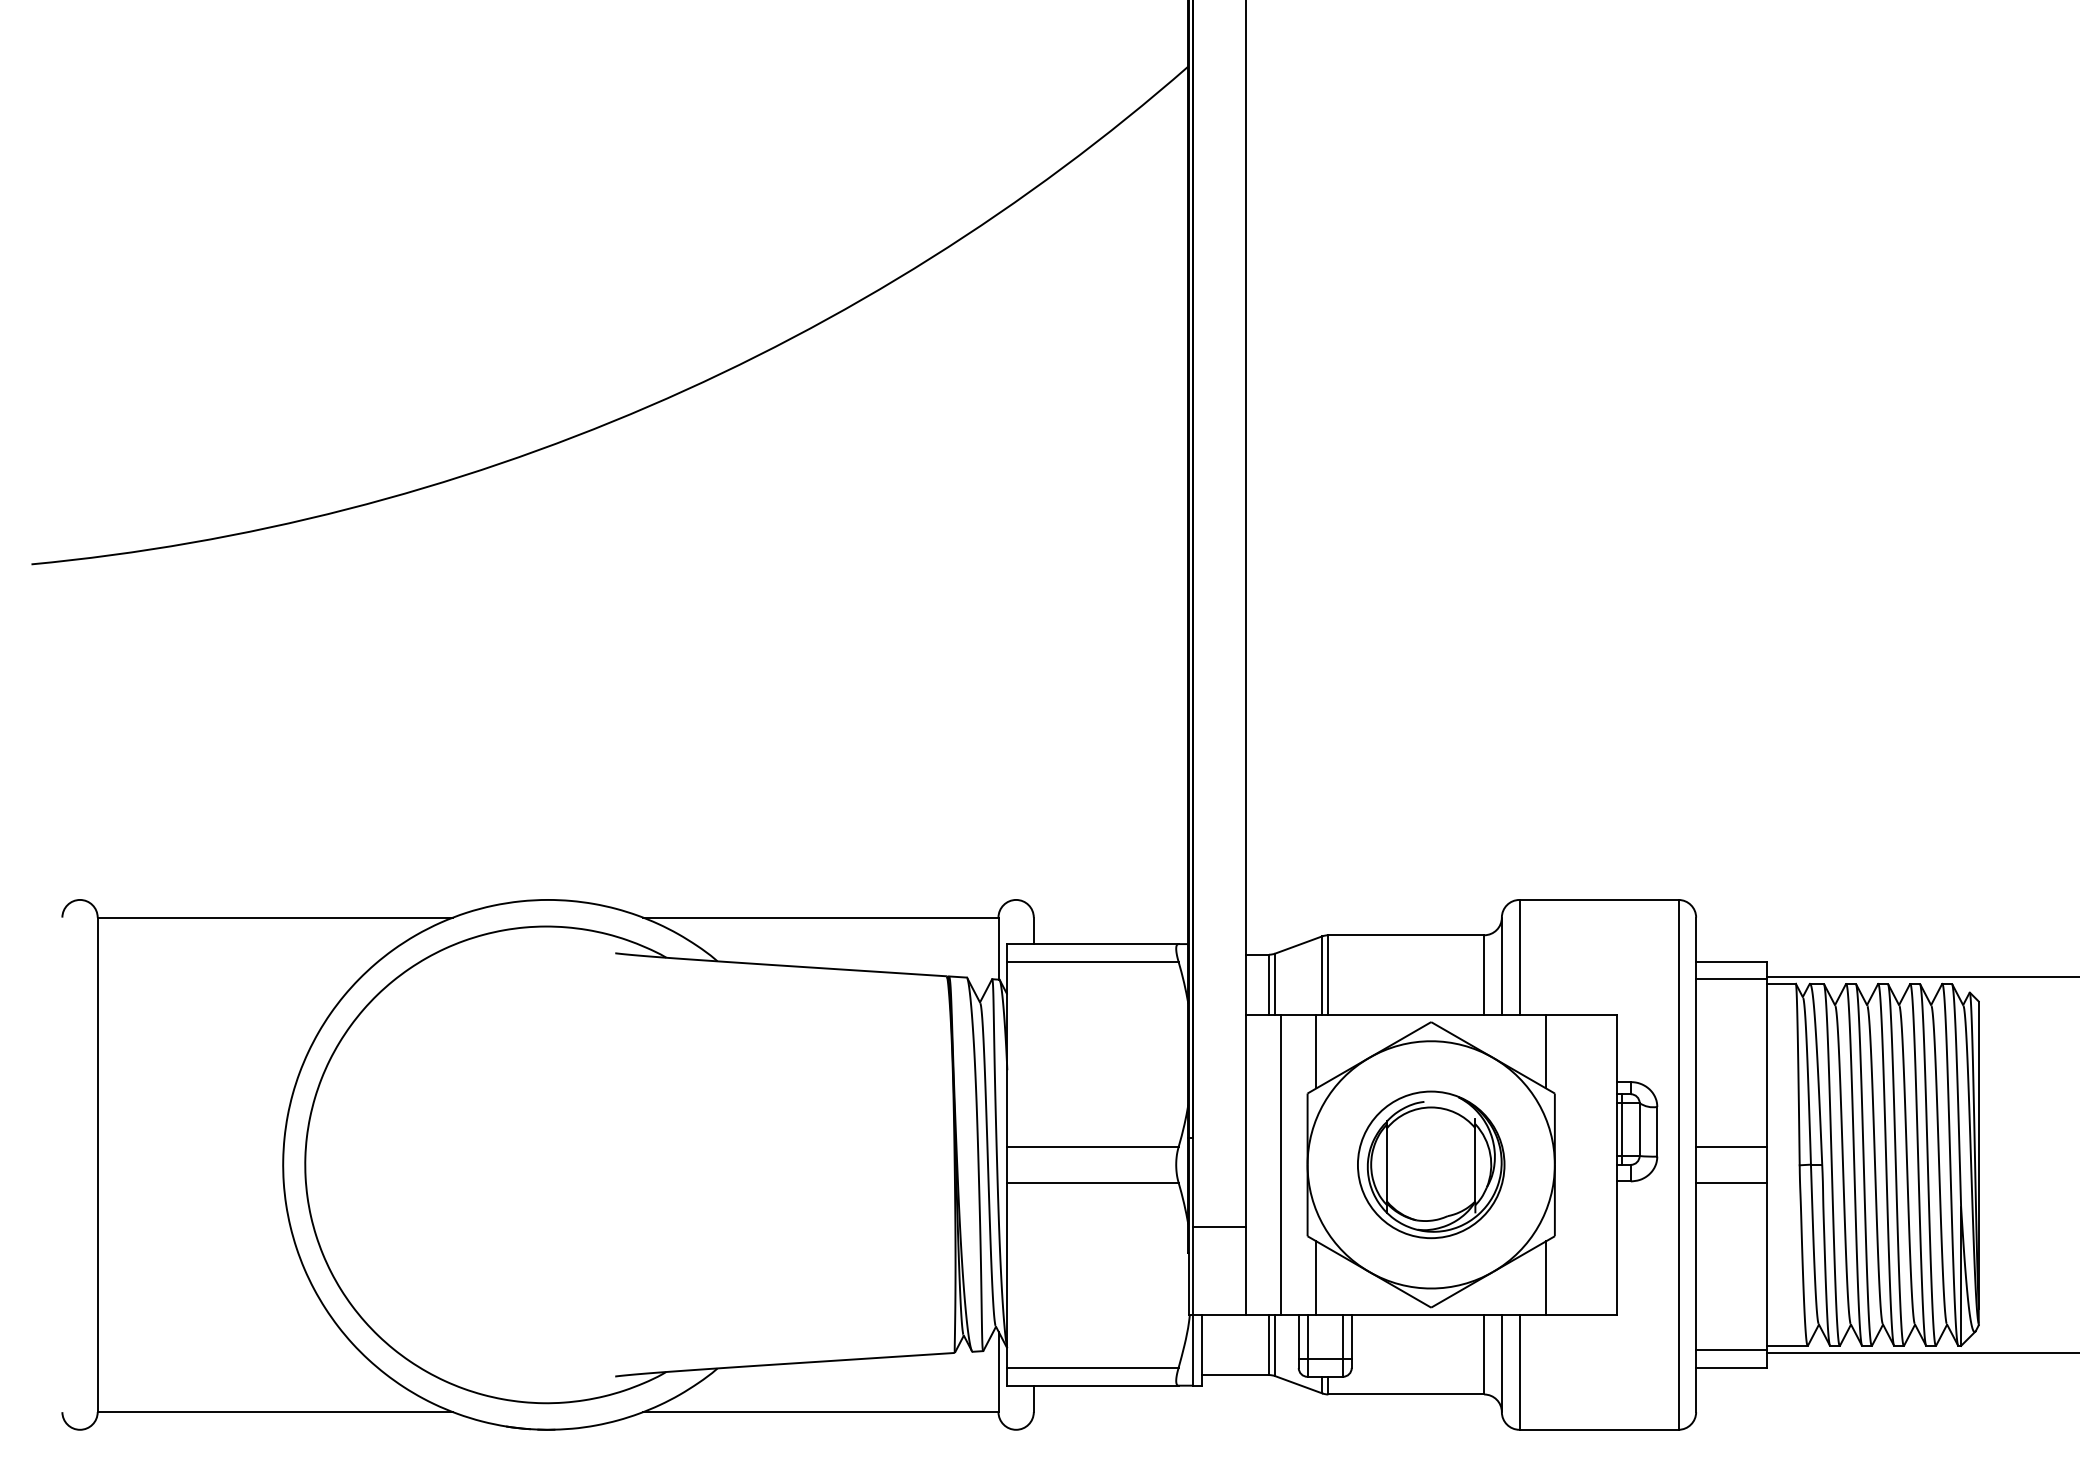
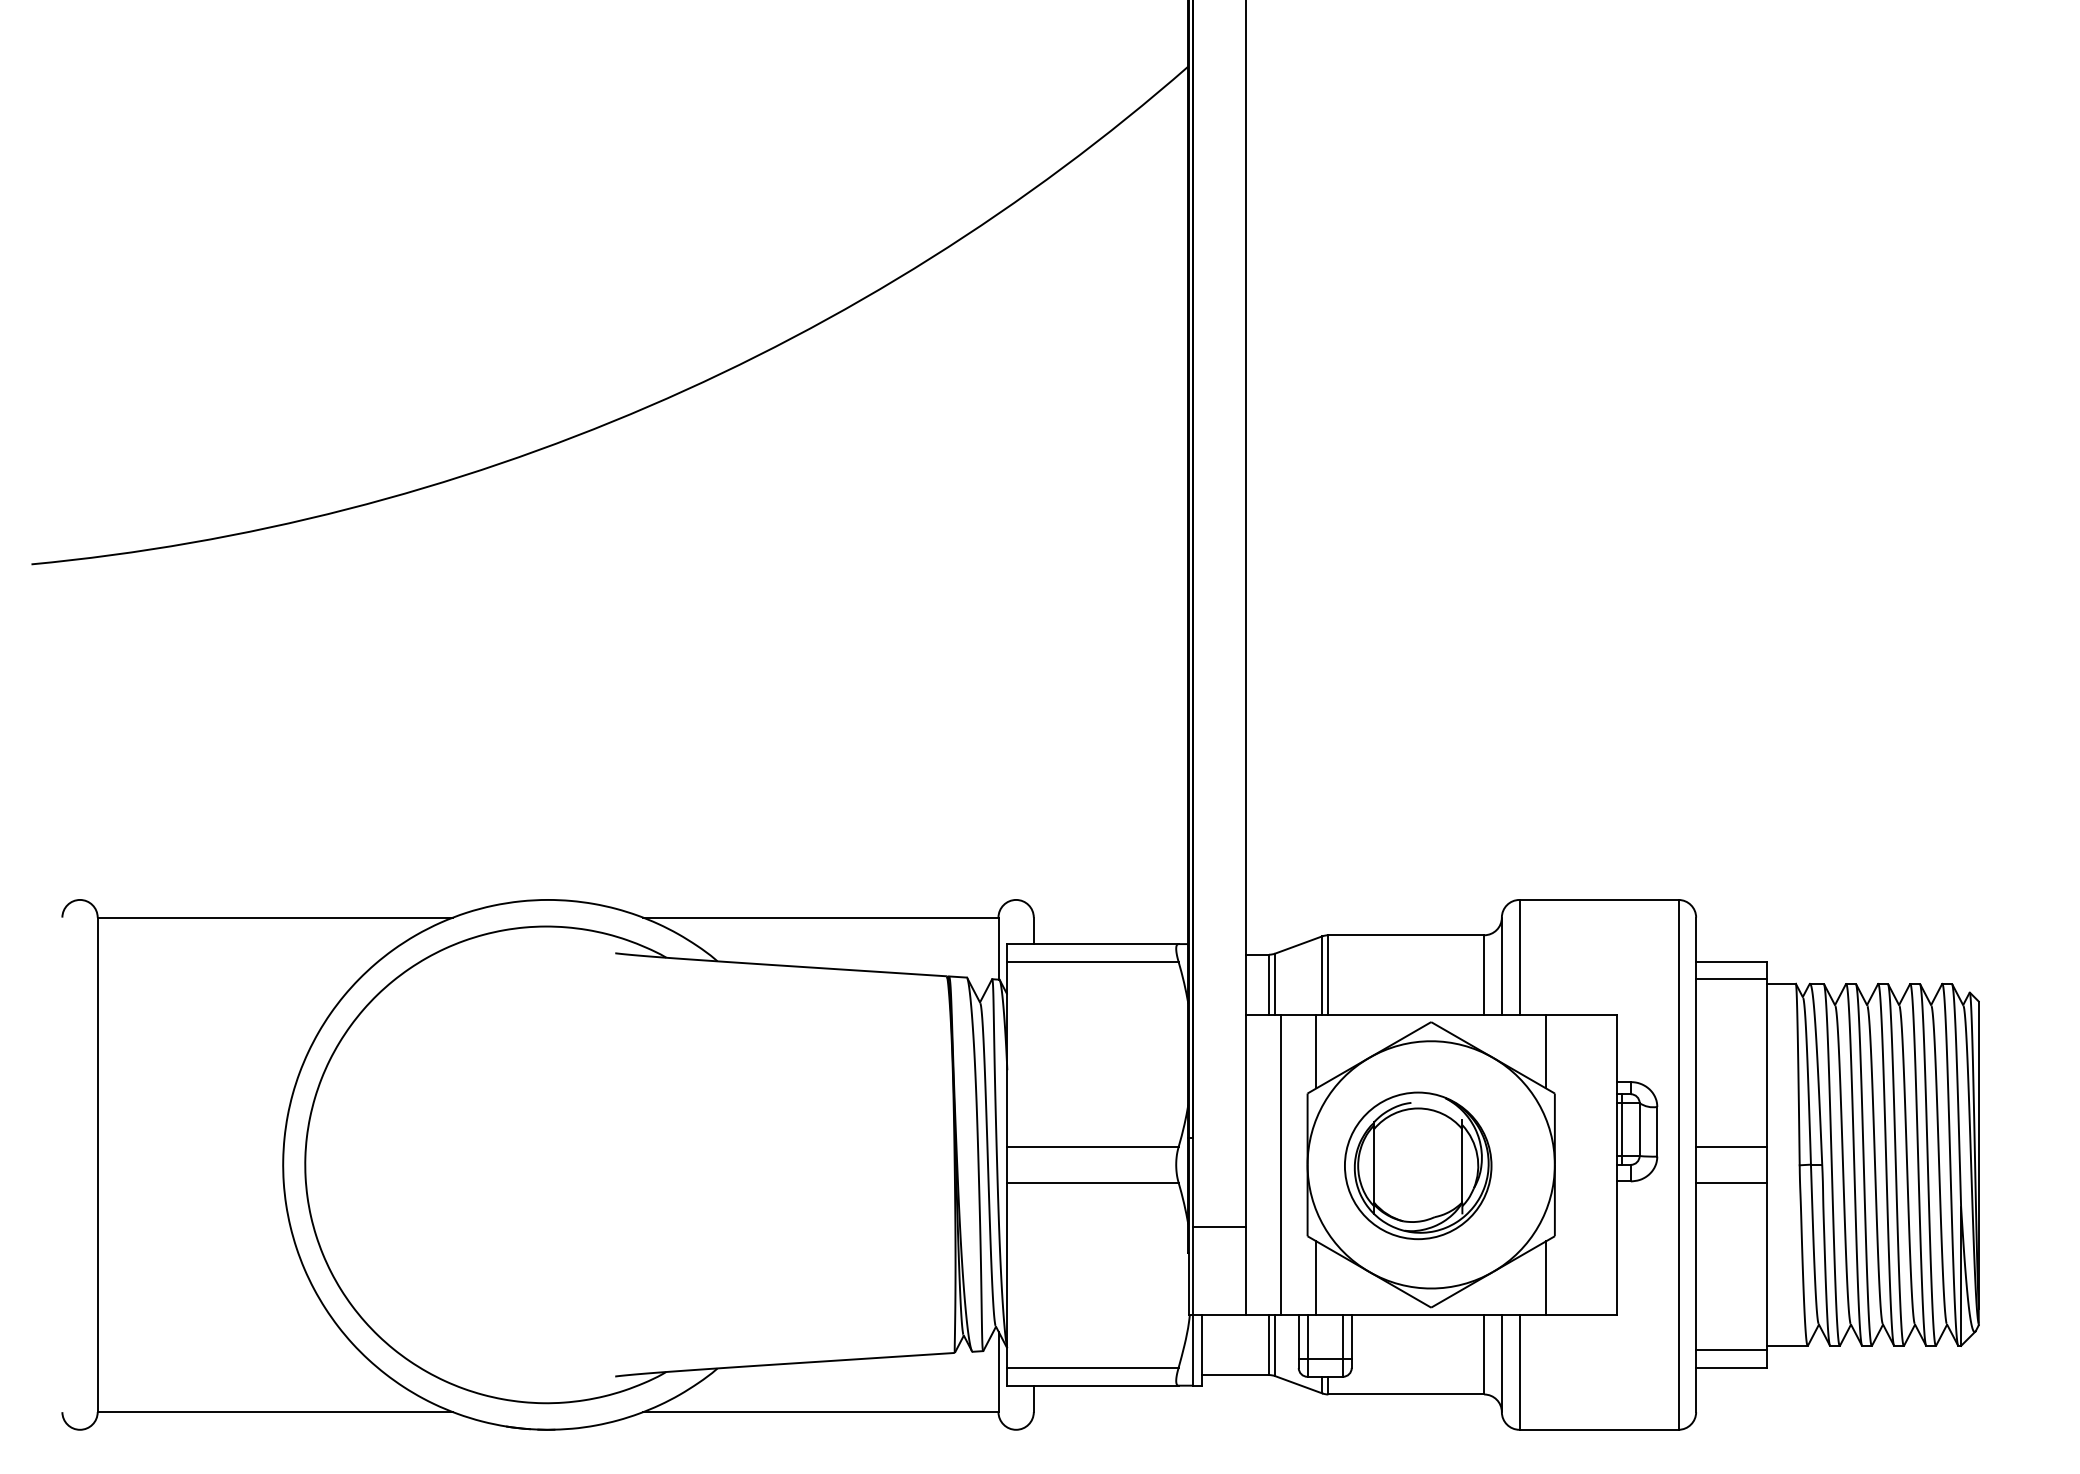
line: present -> none (1921, 976)
part position: (1431, 1164) -> (1418, 1165) (1418, 1165)
line: present -> none (1921, 1352)
